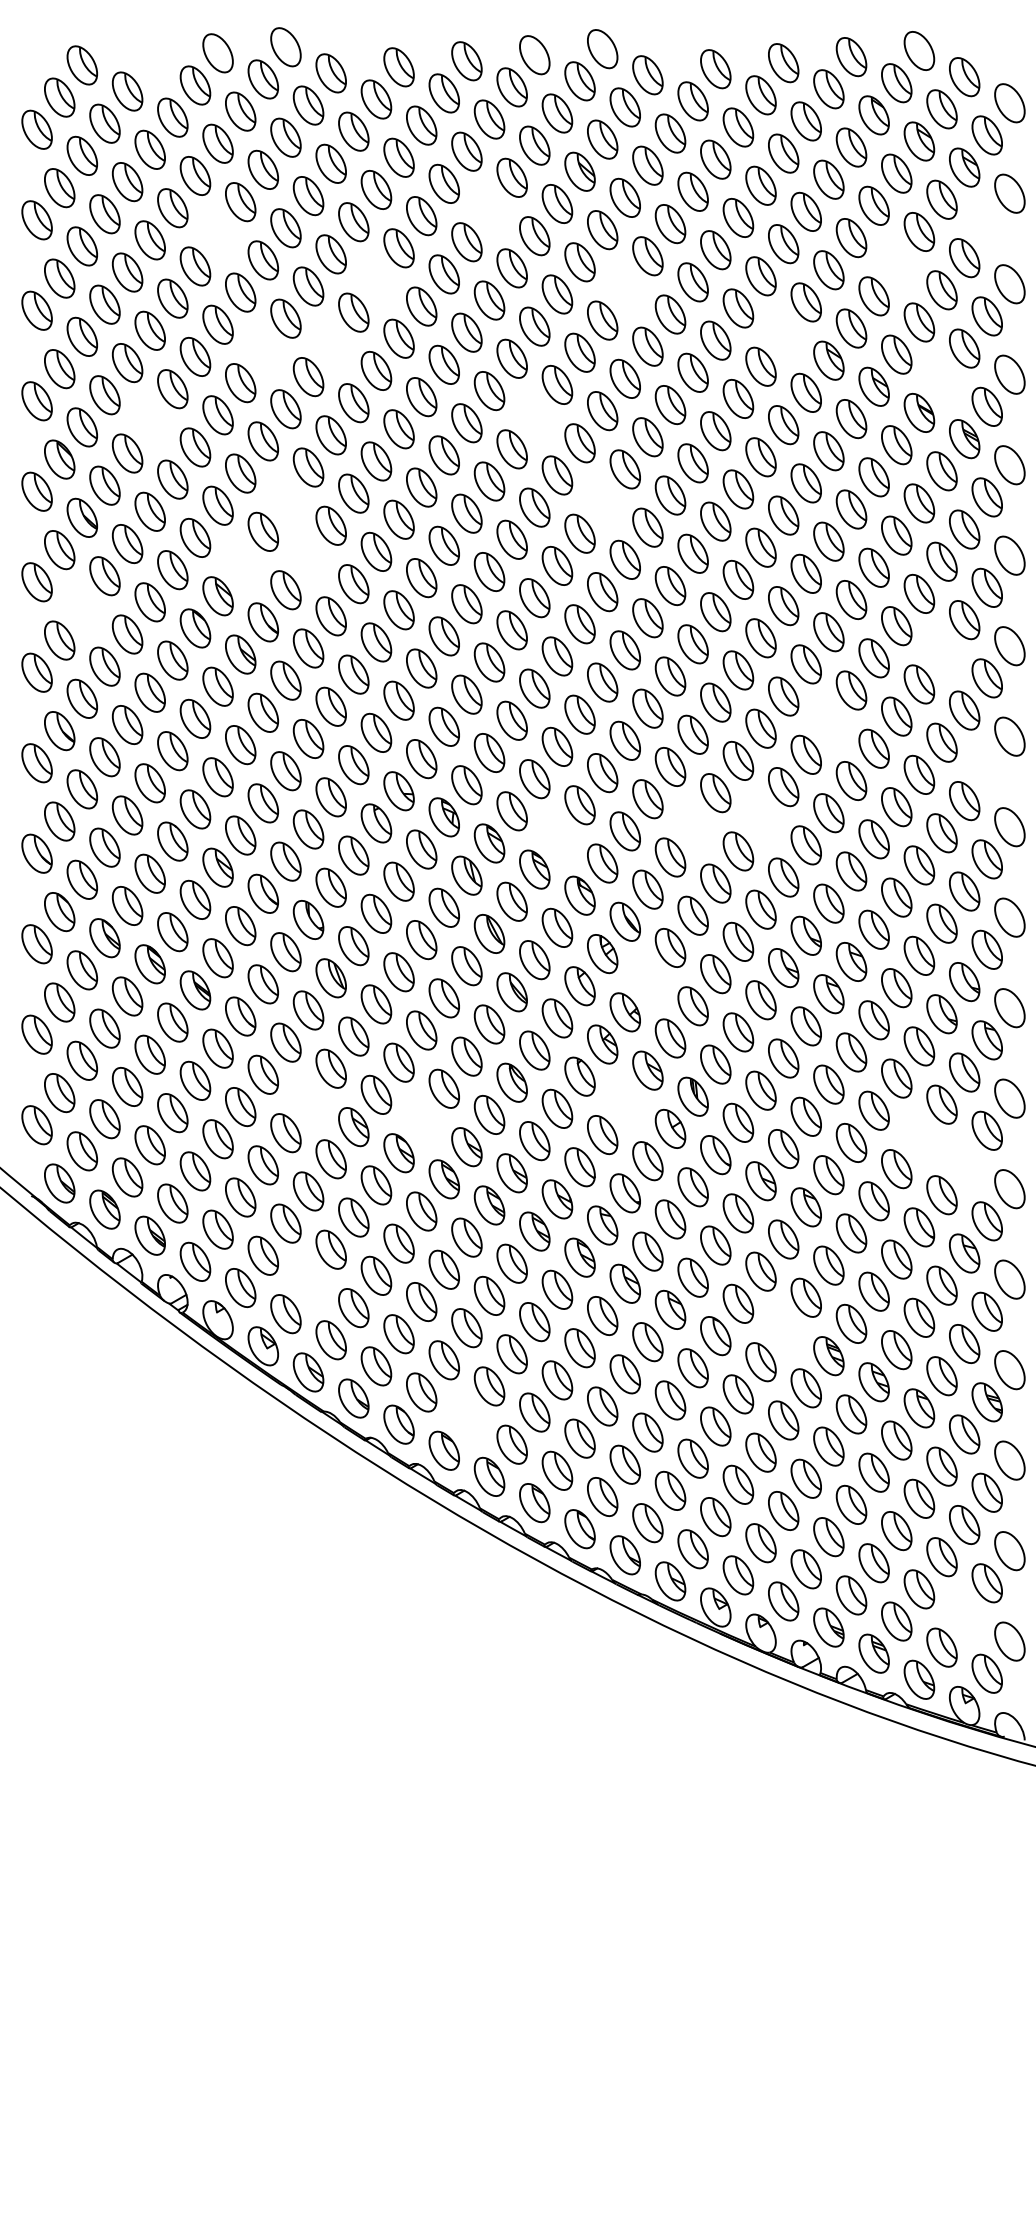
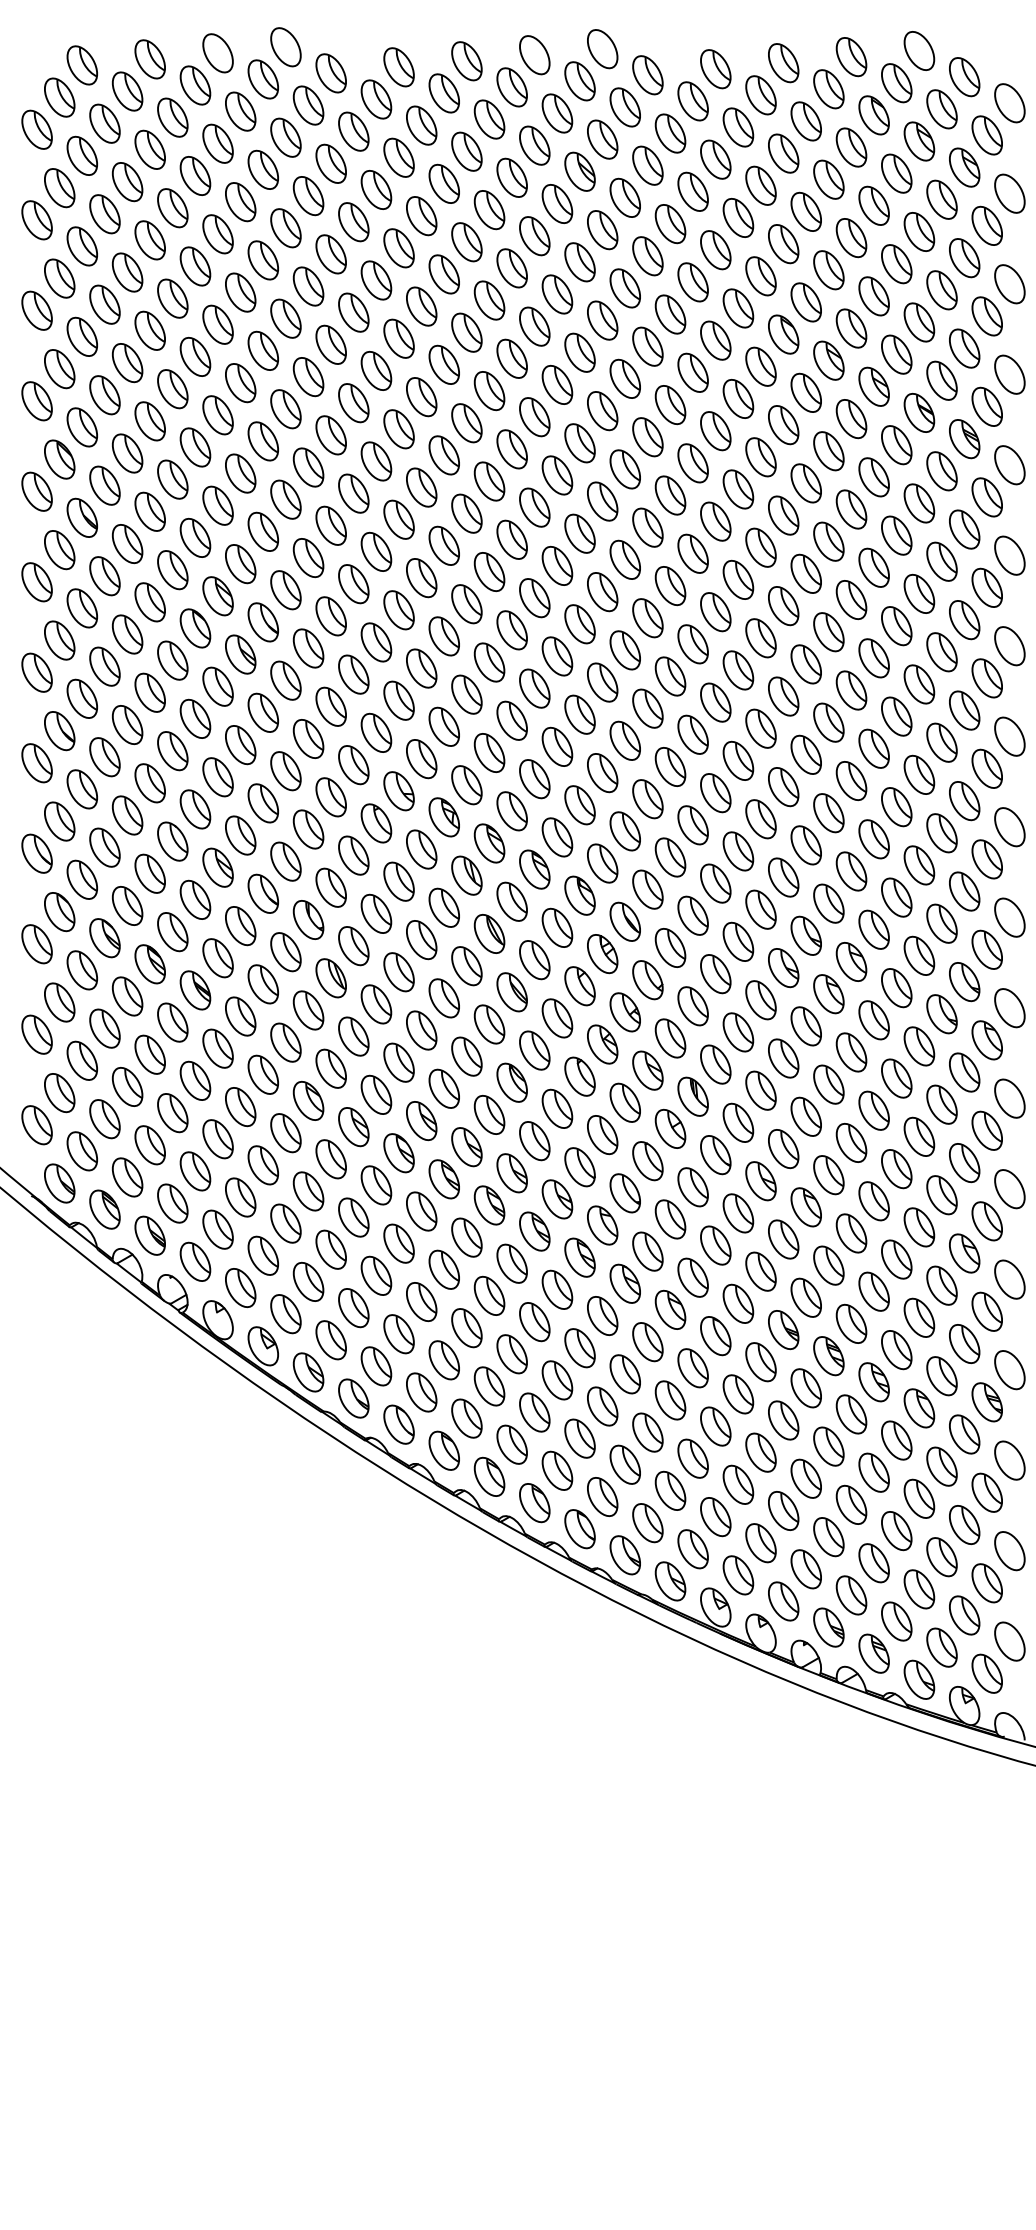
part: none -> present (149, 59)
part: none -> present (489, 210)
part: none -> present (986, 225)
part: none -> present (217, 234)
part: none -> present (896, 264)
part: none -> present (376, 280)
part: none -> present (624, 288)
part: none -> present (783, 334)
part: none -> present (330, 344)
part: none -> present (262, 350)
part: none -> present (941, 380)
part: none -> present (534, 417)
part: none -> present (149, 421)
part: none -> present (285, 499)
part: none -> present (602, 501)
part: none -> present (308, 558)
part: none -> present (240, 564)
part: none -> present (81, 608)
part: none -> present (941, 652)
part: none -> present (828, 722)
part: none -> present (986, 768)
part: none -> present (760, 819)
part: none -> present (692, 825)
part: none -> present (557, 837)
part: none -> present (647, 980)
part: none -> present (308, 1100)
part: none -> present (624, 1102)
part: none -> present (421, 1121)
part: none -> present (919, 1136)
part: none -> present (964, 1163)
part: none -> present (308, 1281)
part: none -> present (783, 1330)
part: none -> present (466, 1418)
part: none -> present (964, 1615)
